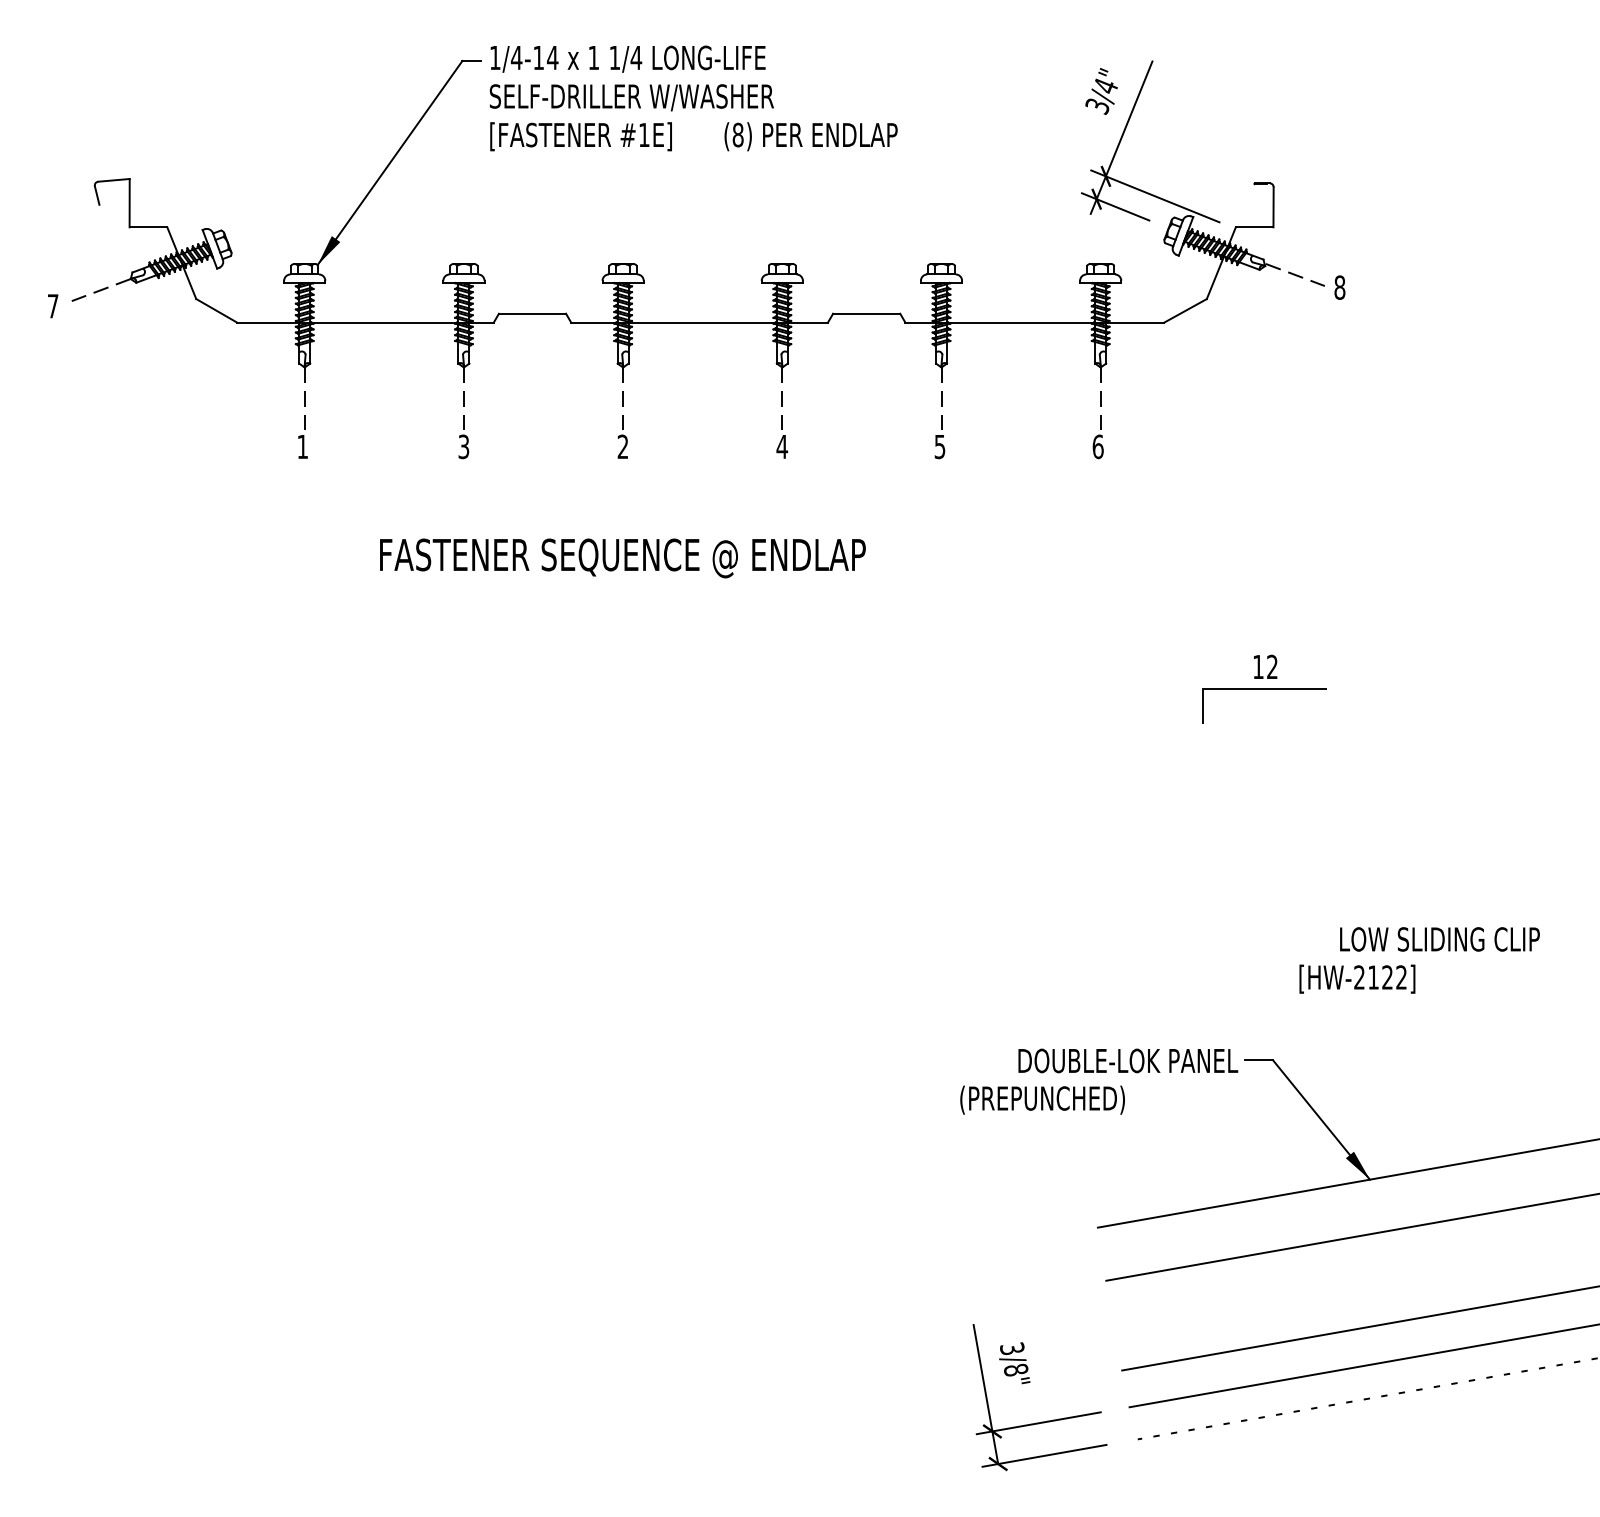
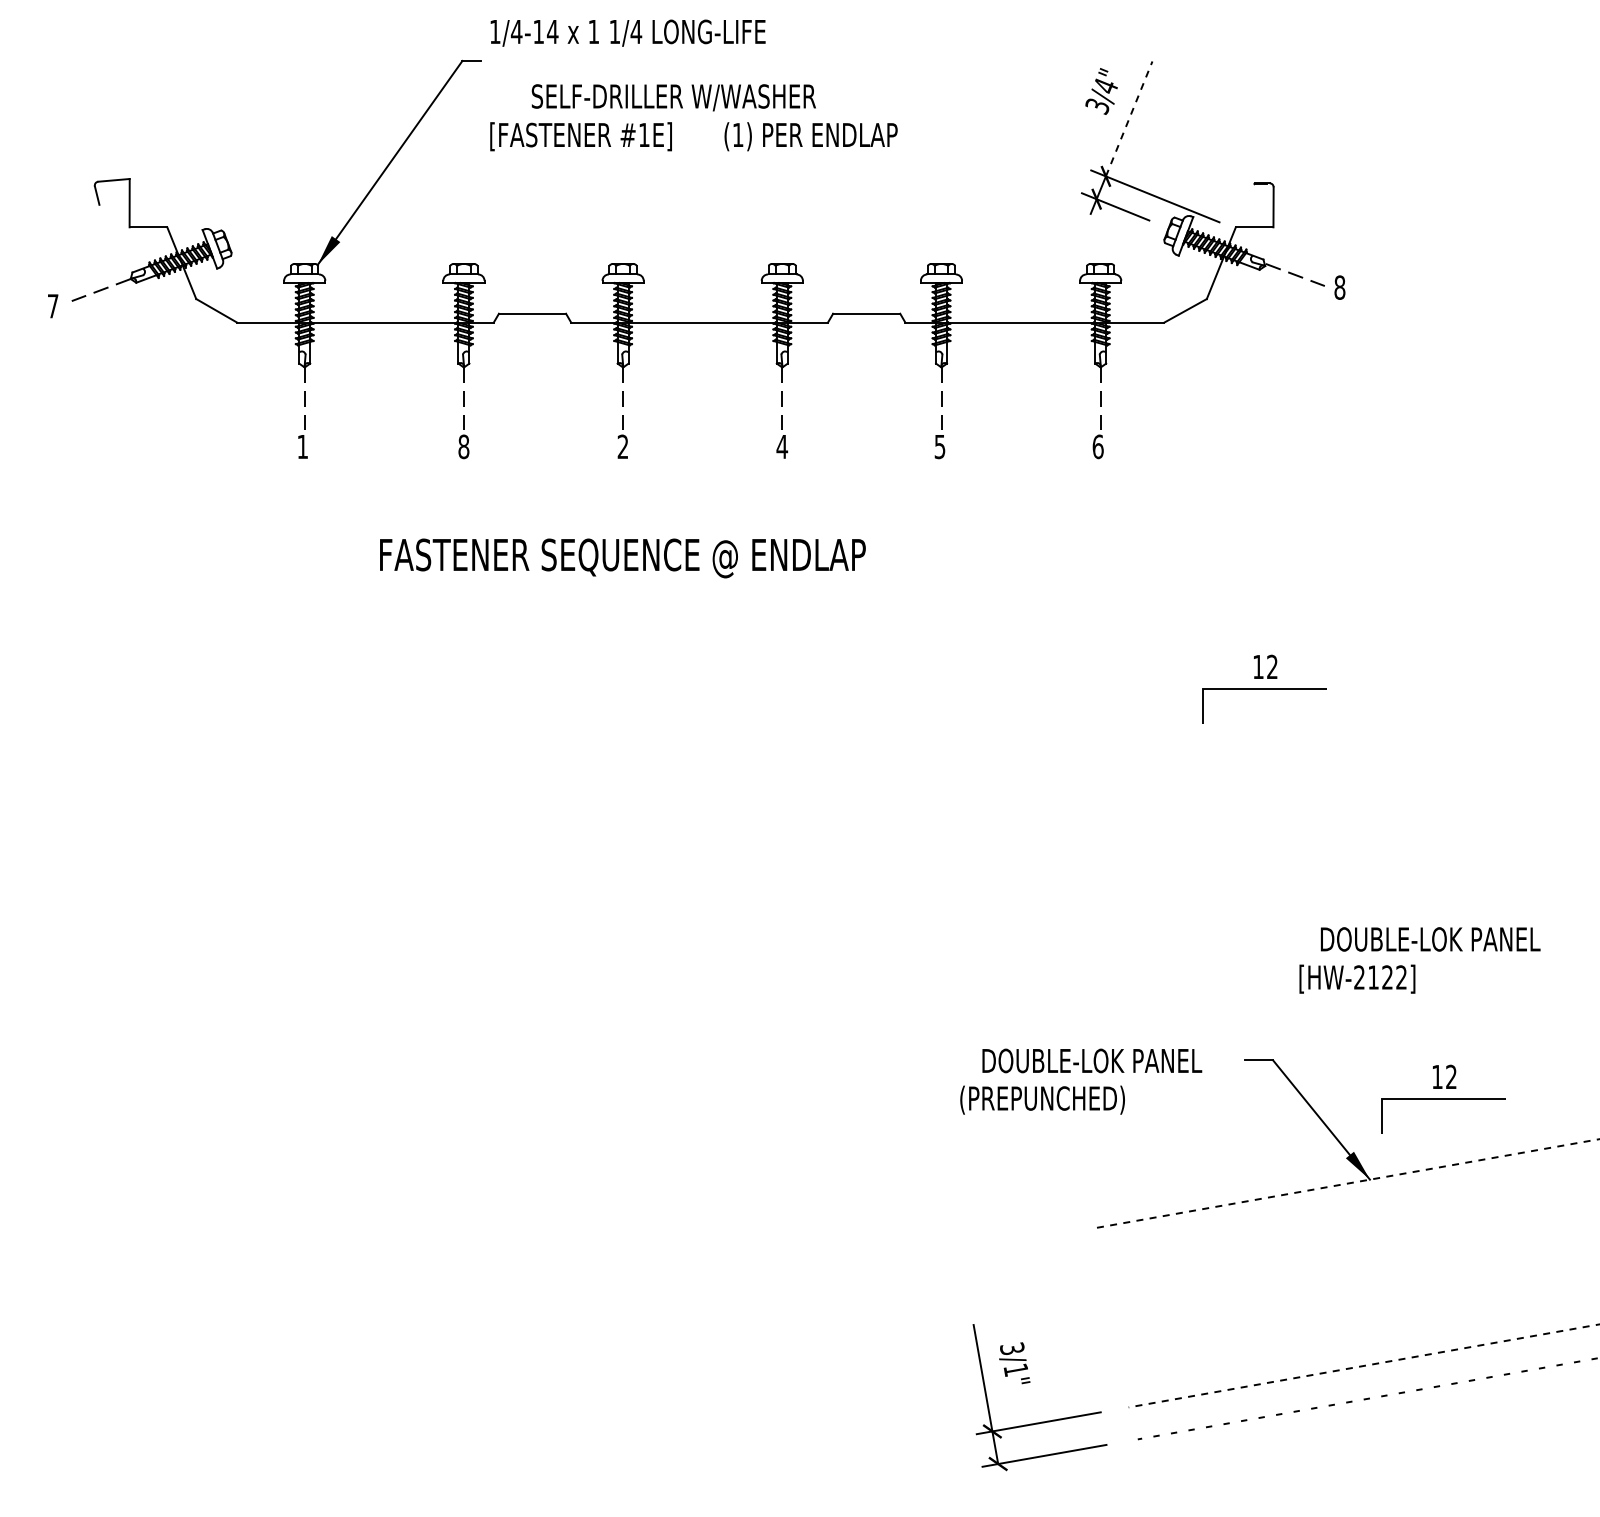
text position: (627, 58) -> (627, 32) (627, 32)
text position: (631, 97) -> (673, 97) (673, 97)
line: solid -> dashed (1129, 118)
text: (8) -> (1) (737, 134)
text: 3 -> 8 (463, 446)
text: LOW SLIDING CLIP -> DOUBLE-LOK PANEL (1430, 939)
text position: (1128, 1060) -> (1092, 1060) (1092, 1060)
part: none -> present (1443, 1098)
line: solid -> dashed (1348, 1183)
line: present -> none (1351, 1237)
line: present -> none (1359, 1328)
line: solid -> dashed (1363, 1365)
text: 3/8" -> 3/1" (1015, 1369)
